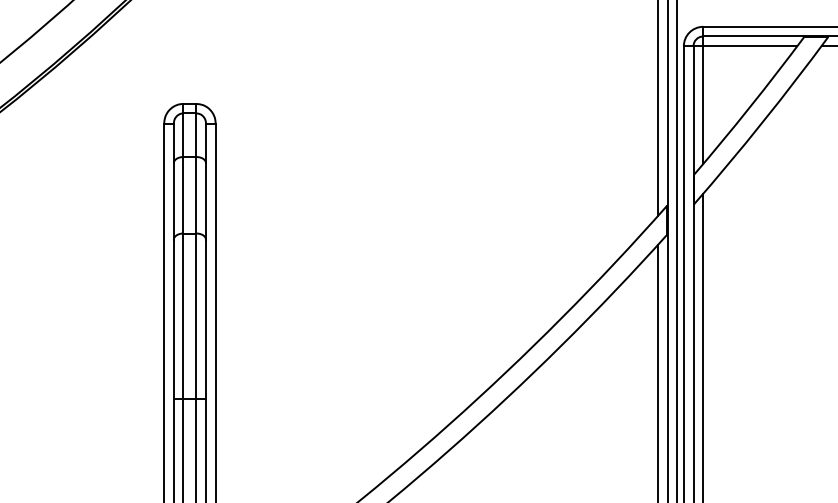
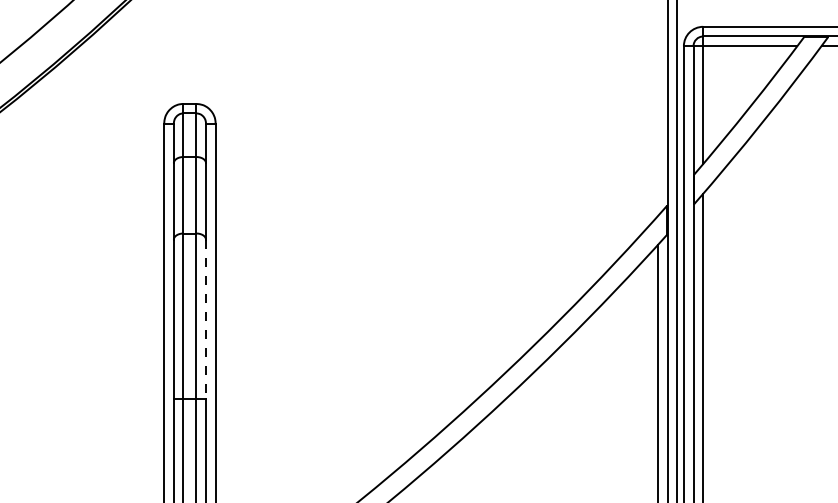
line: present -> none (658, 108)
line: solid -> dashed (206, 319)
